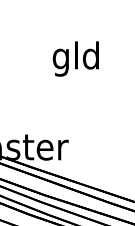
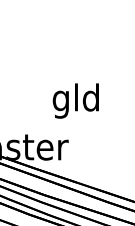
text position: (75, 58) -> (75, 100) (75, 100)
